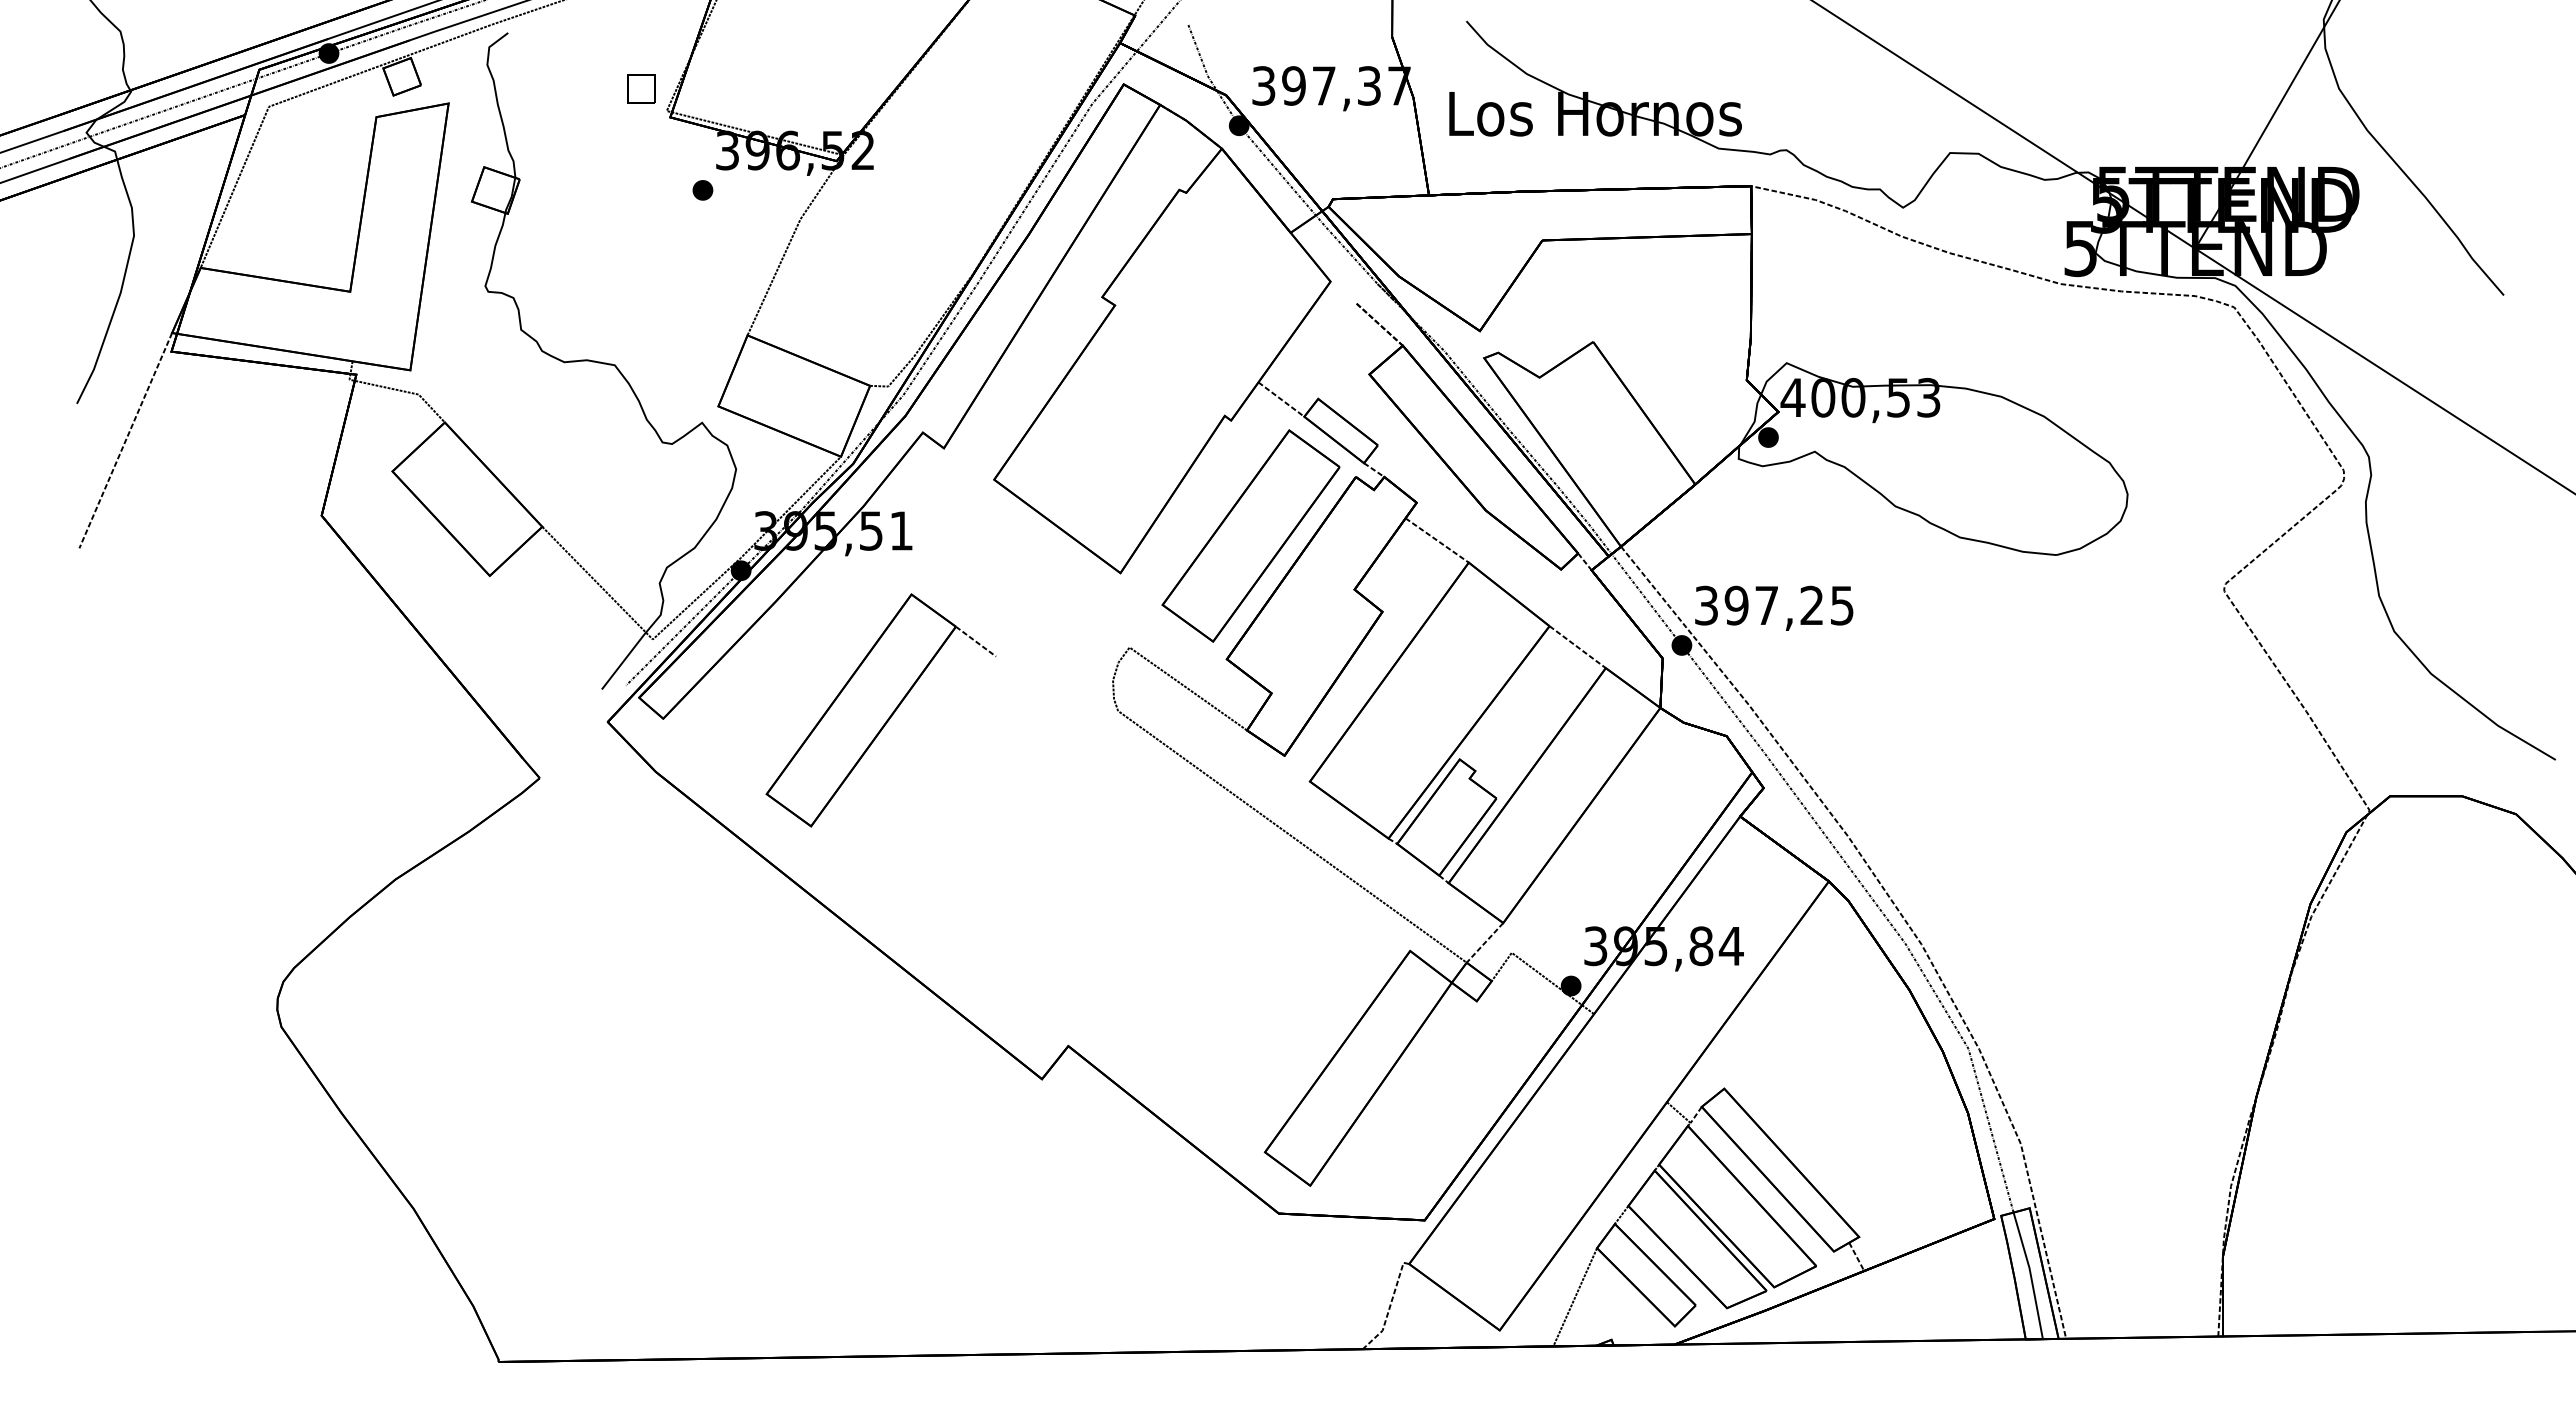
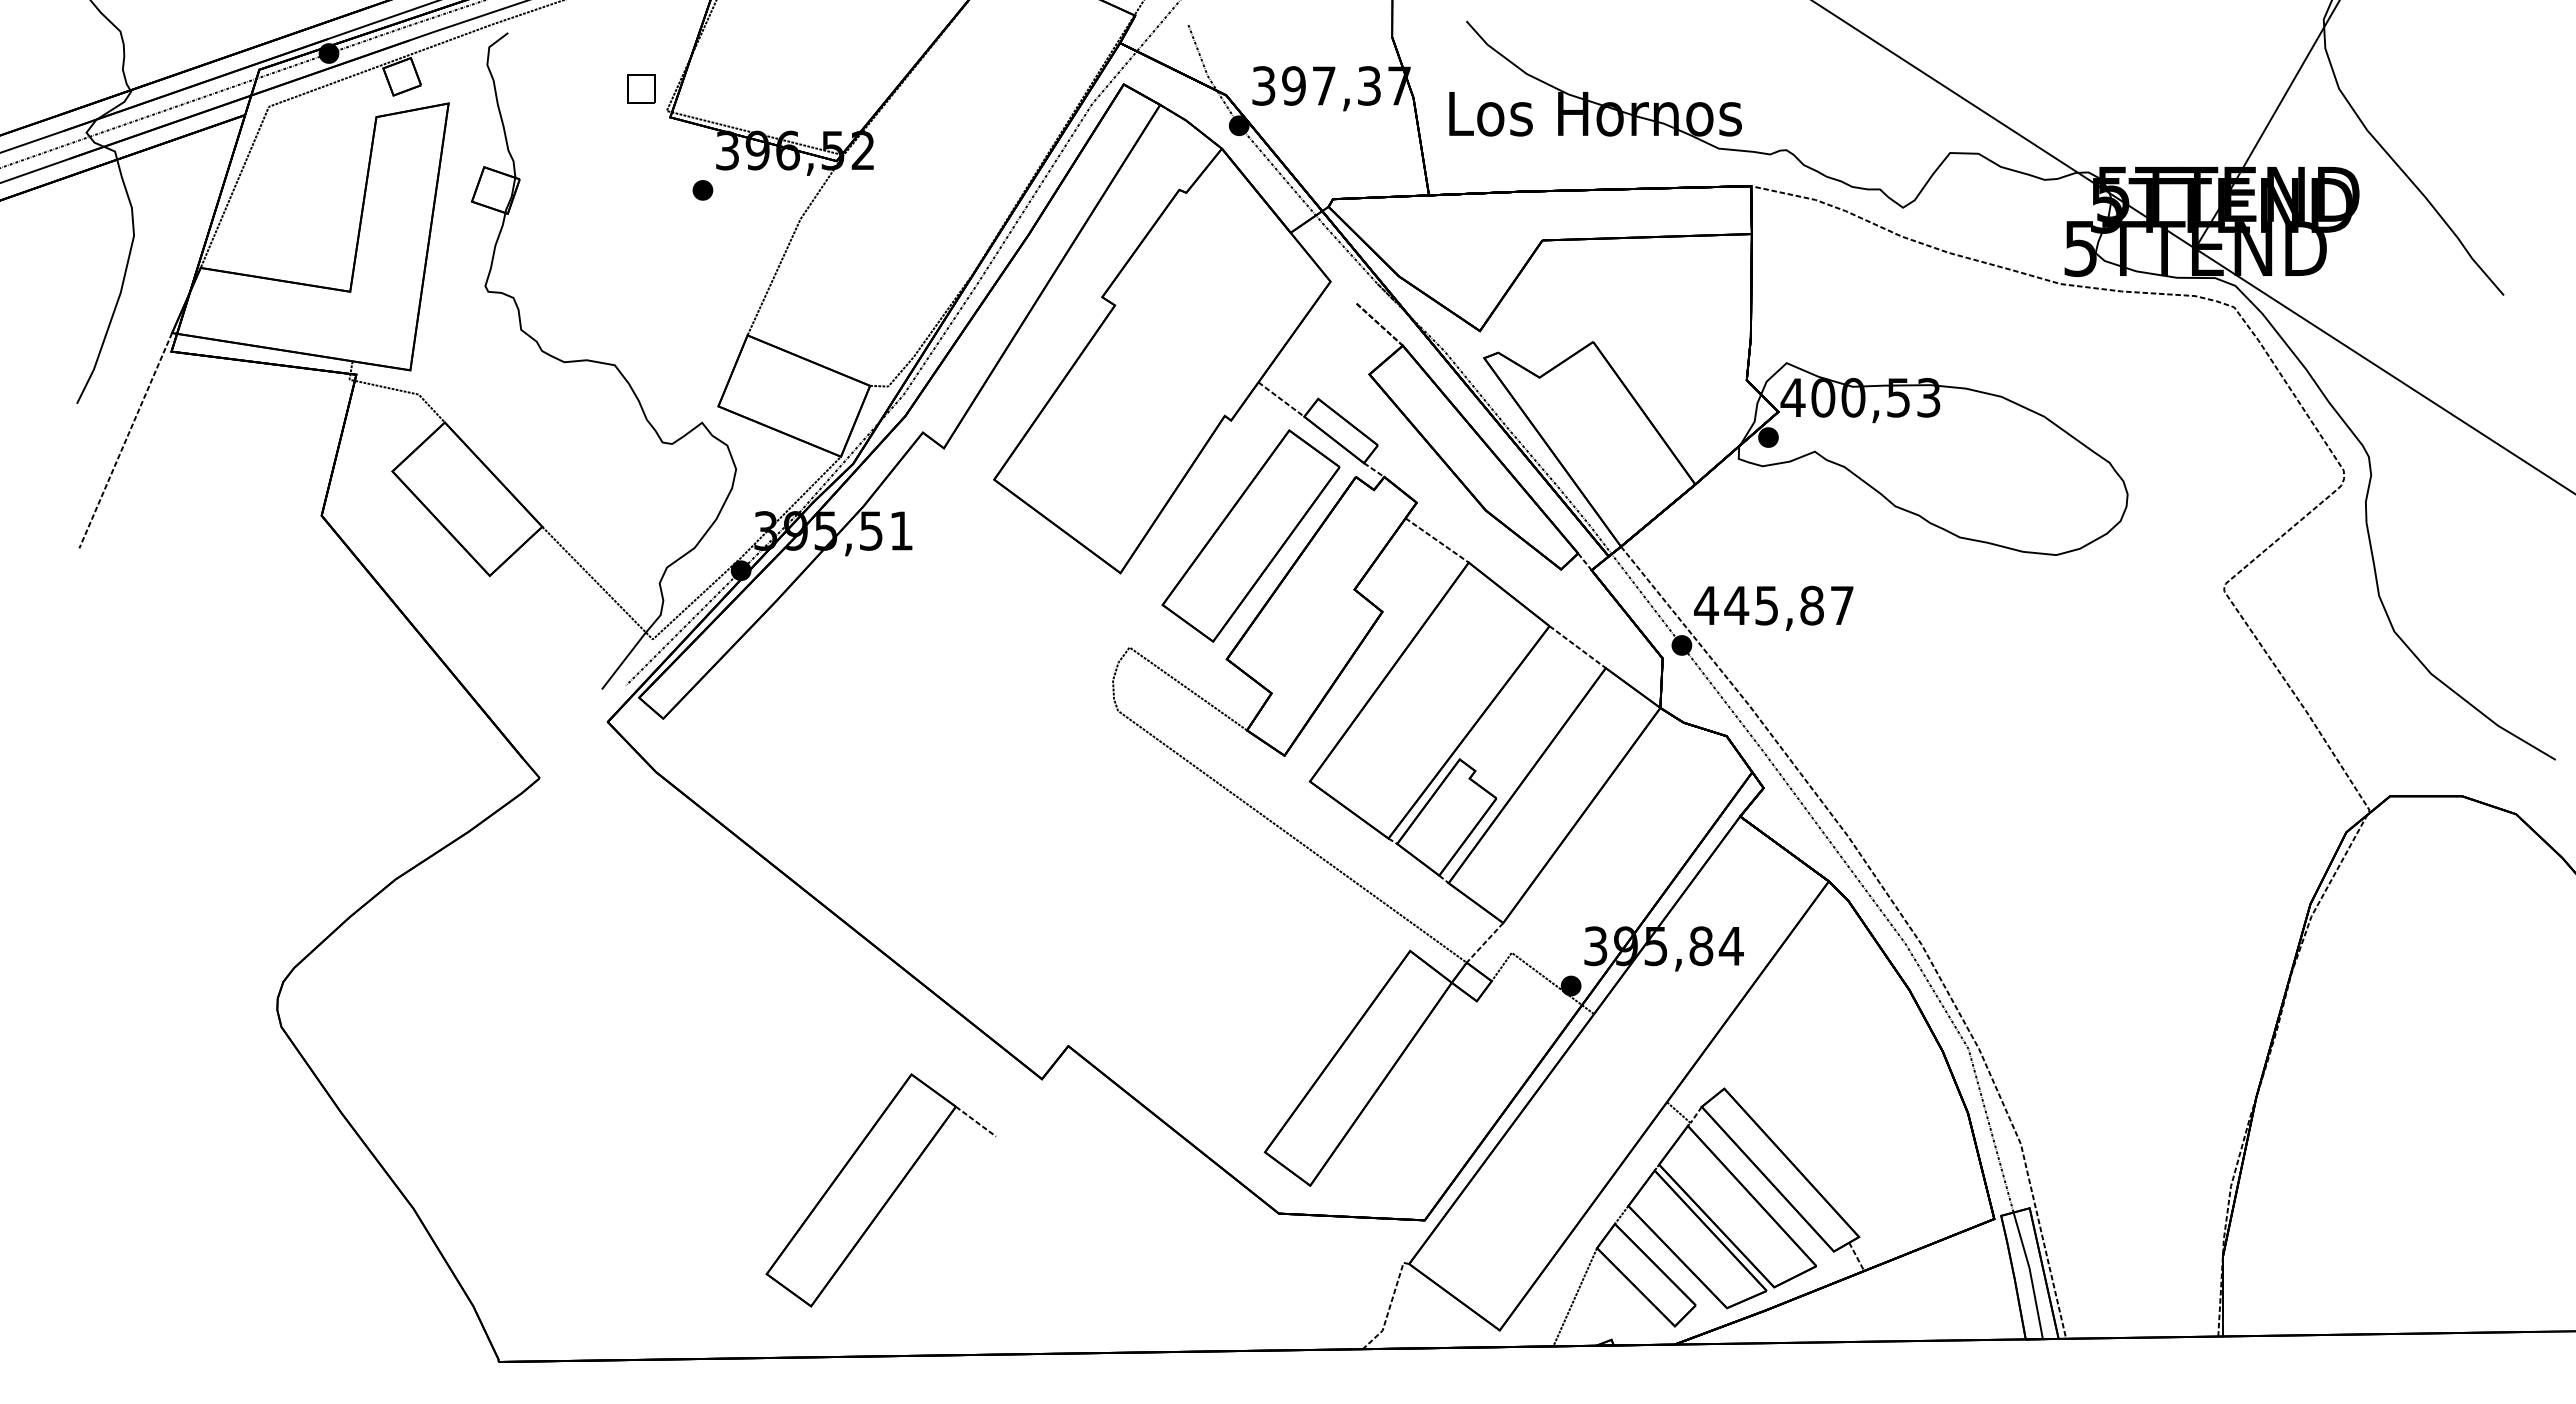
text: 397,25 -> 445,87 (1773, 605)
part position: (880, 710) -> (880, 1190) (880, 1190)
